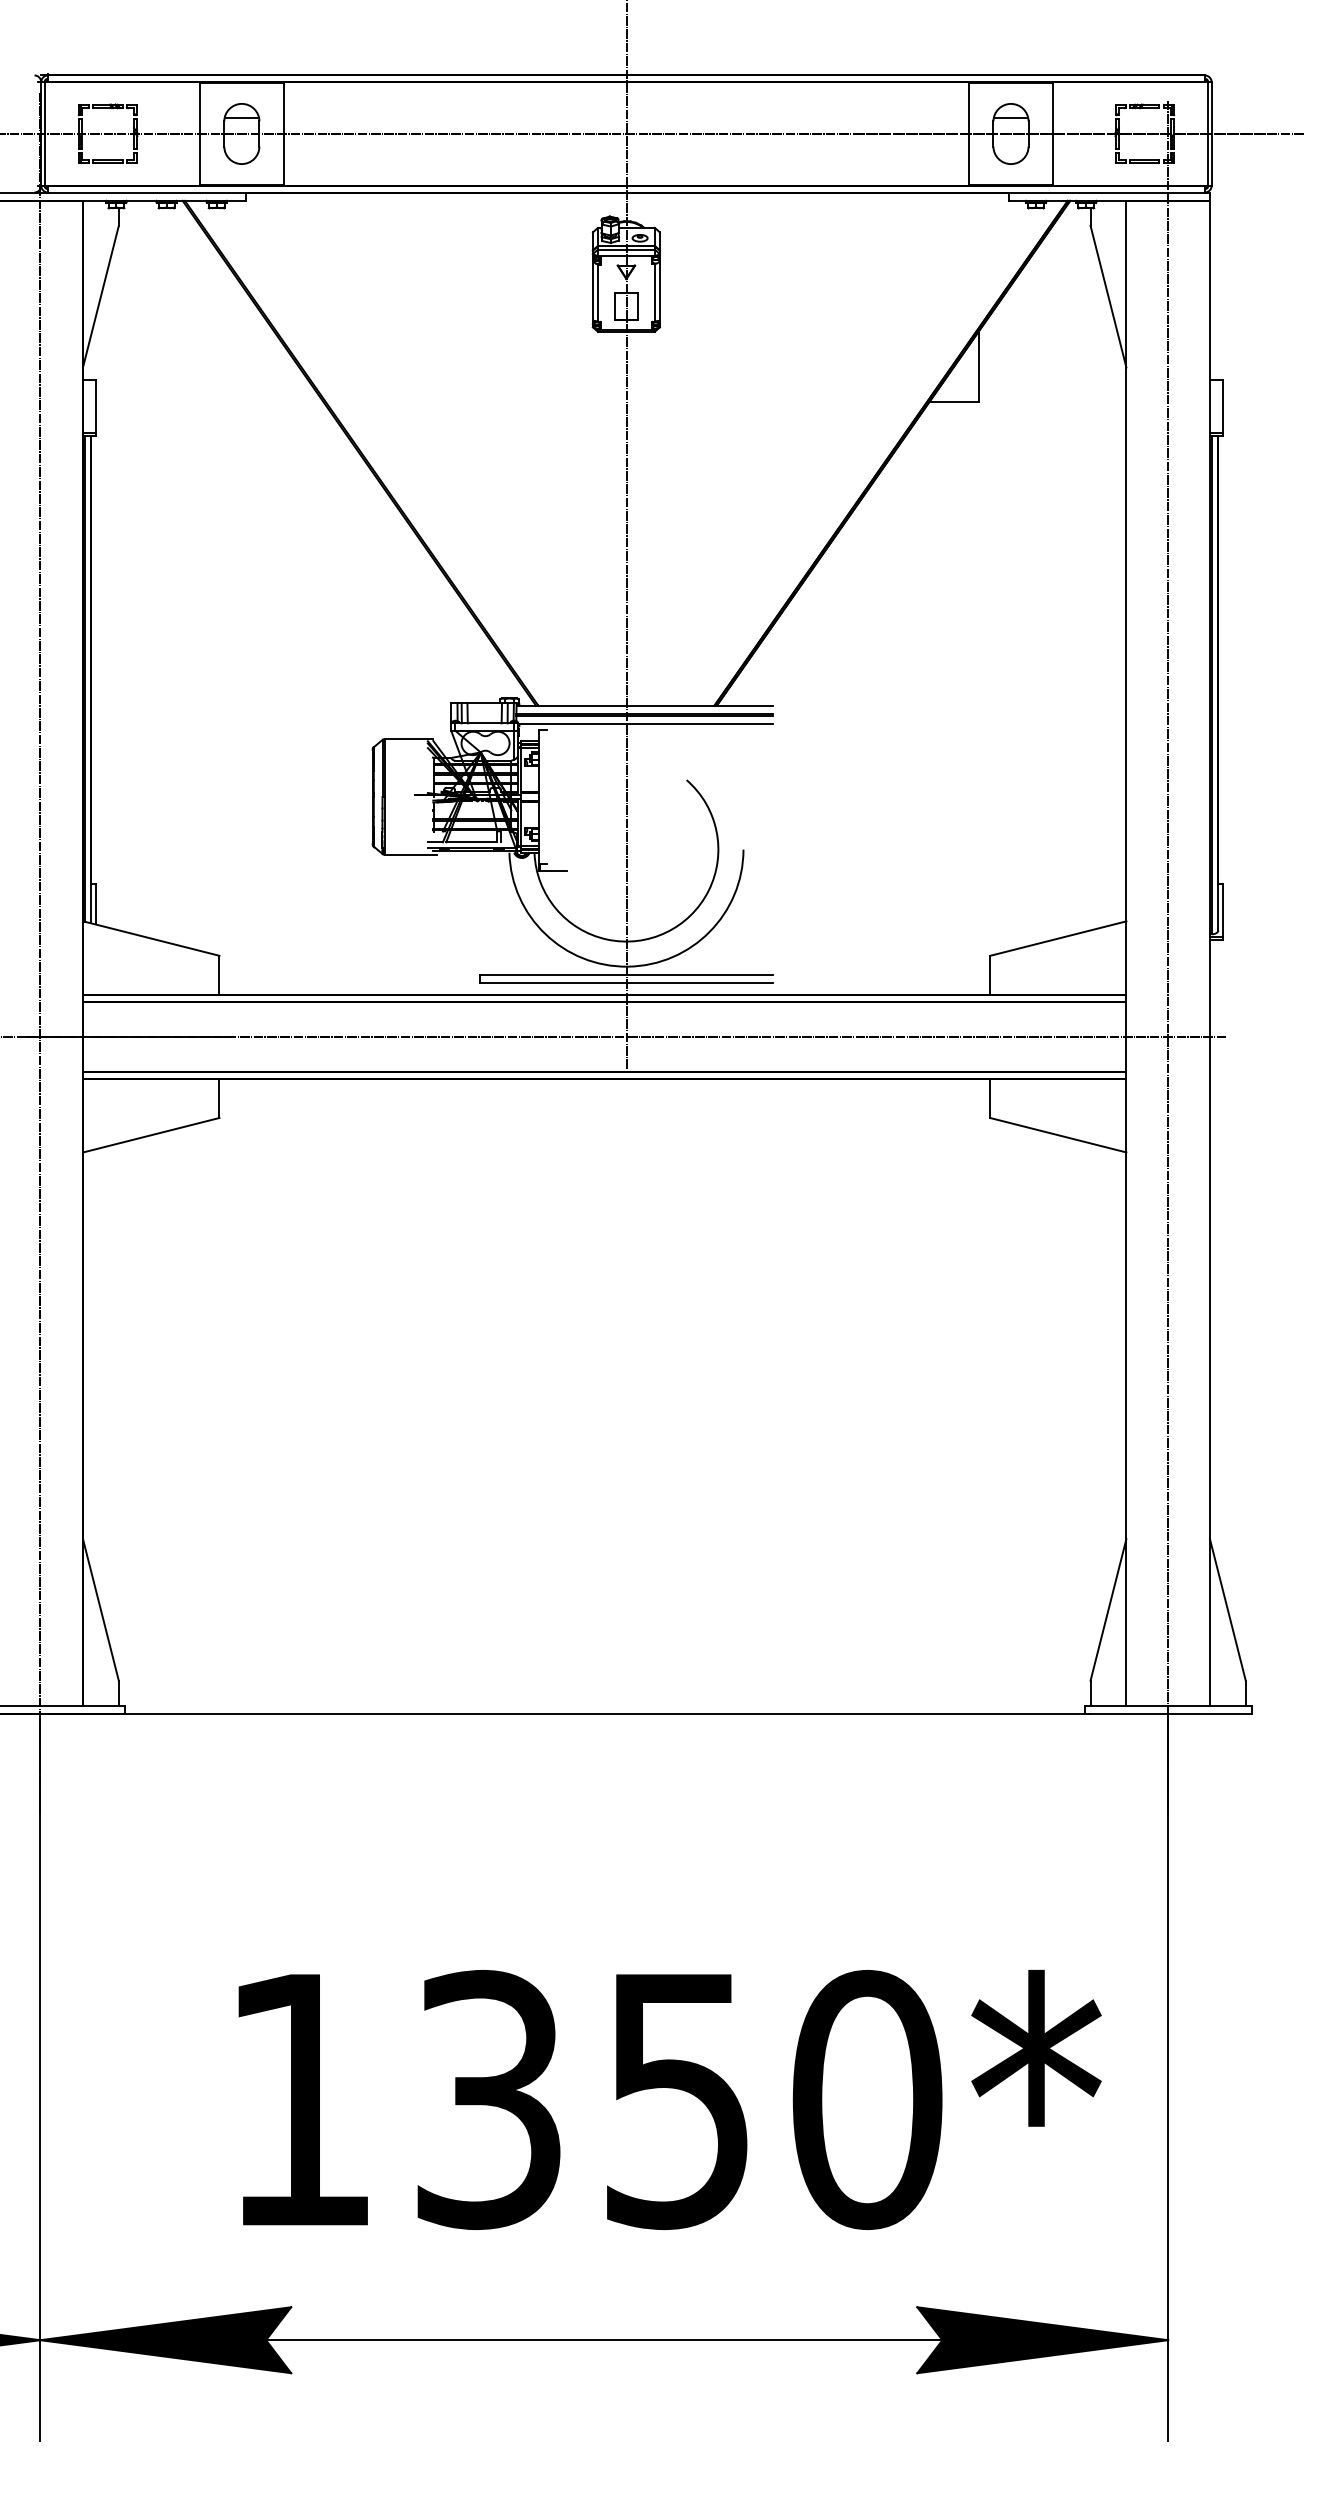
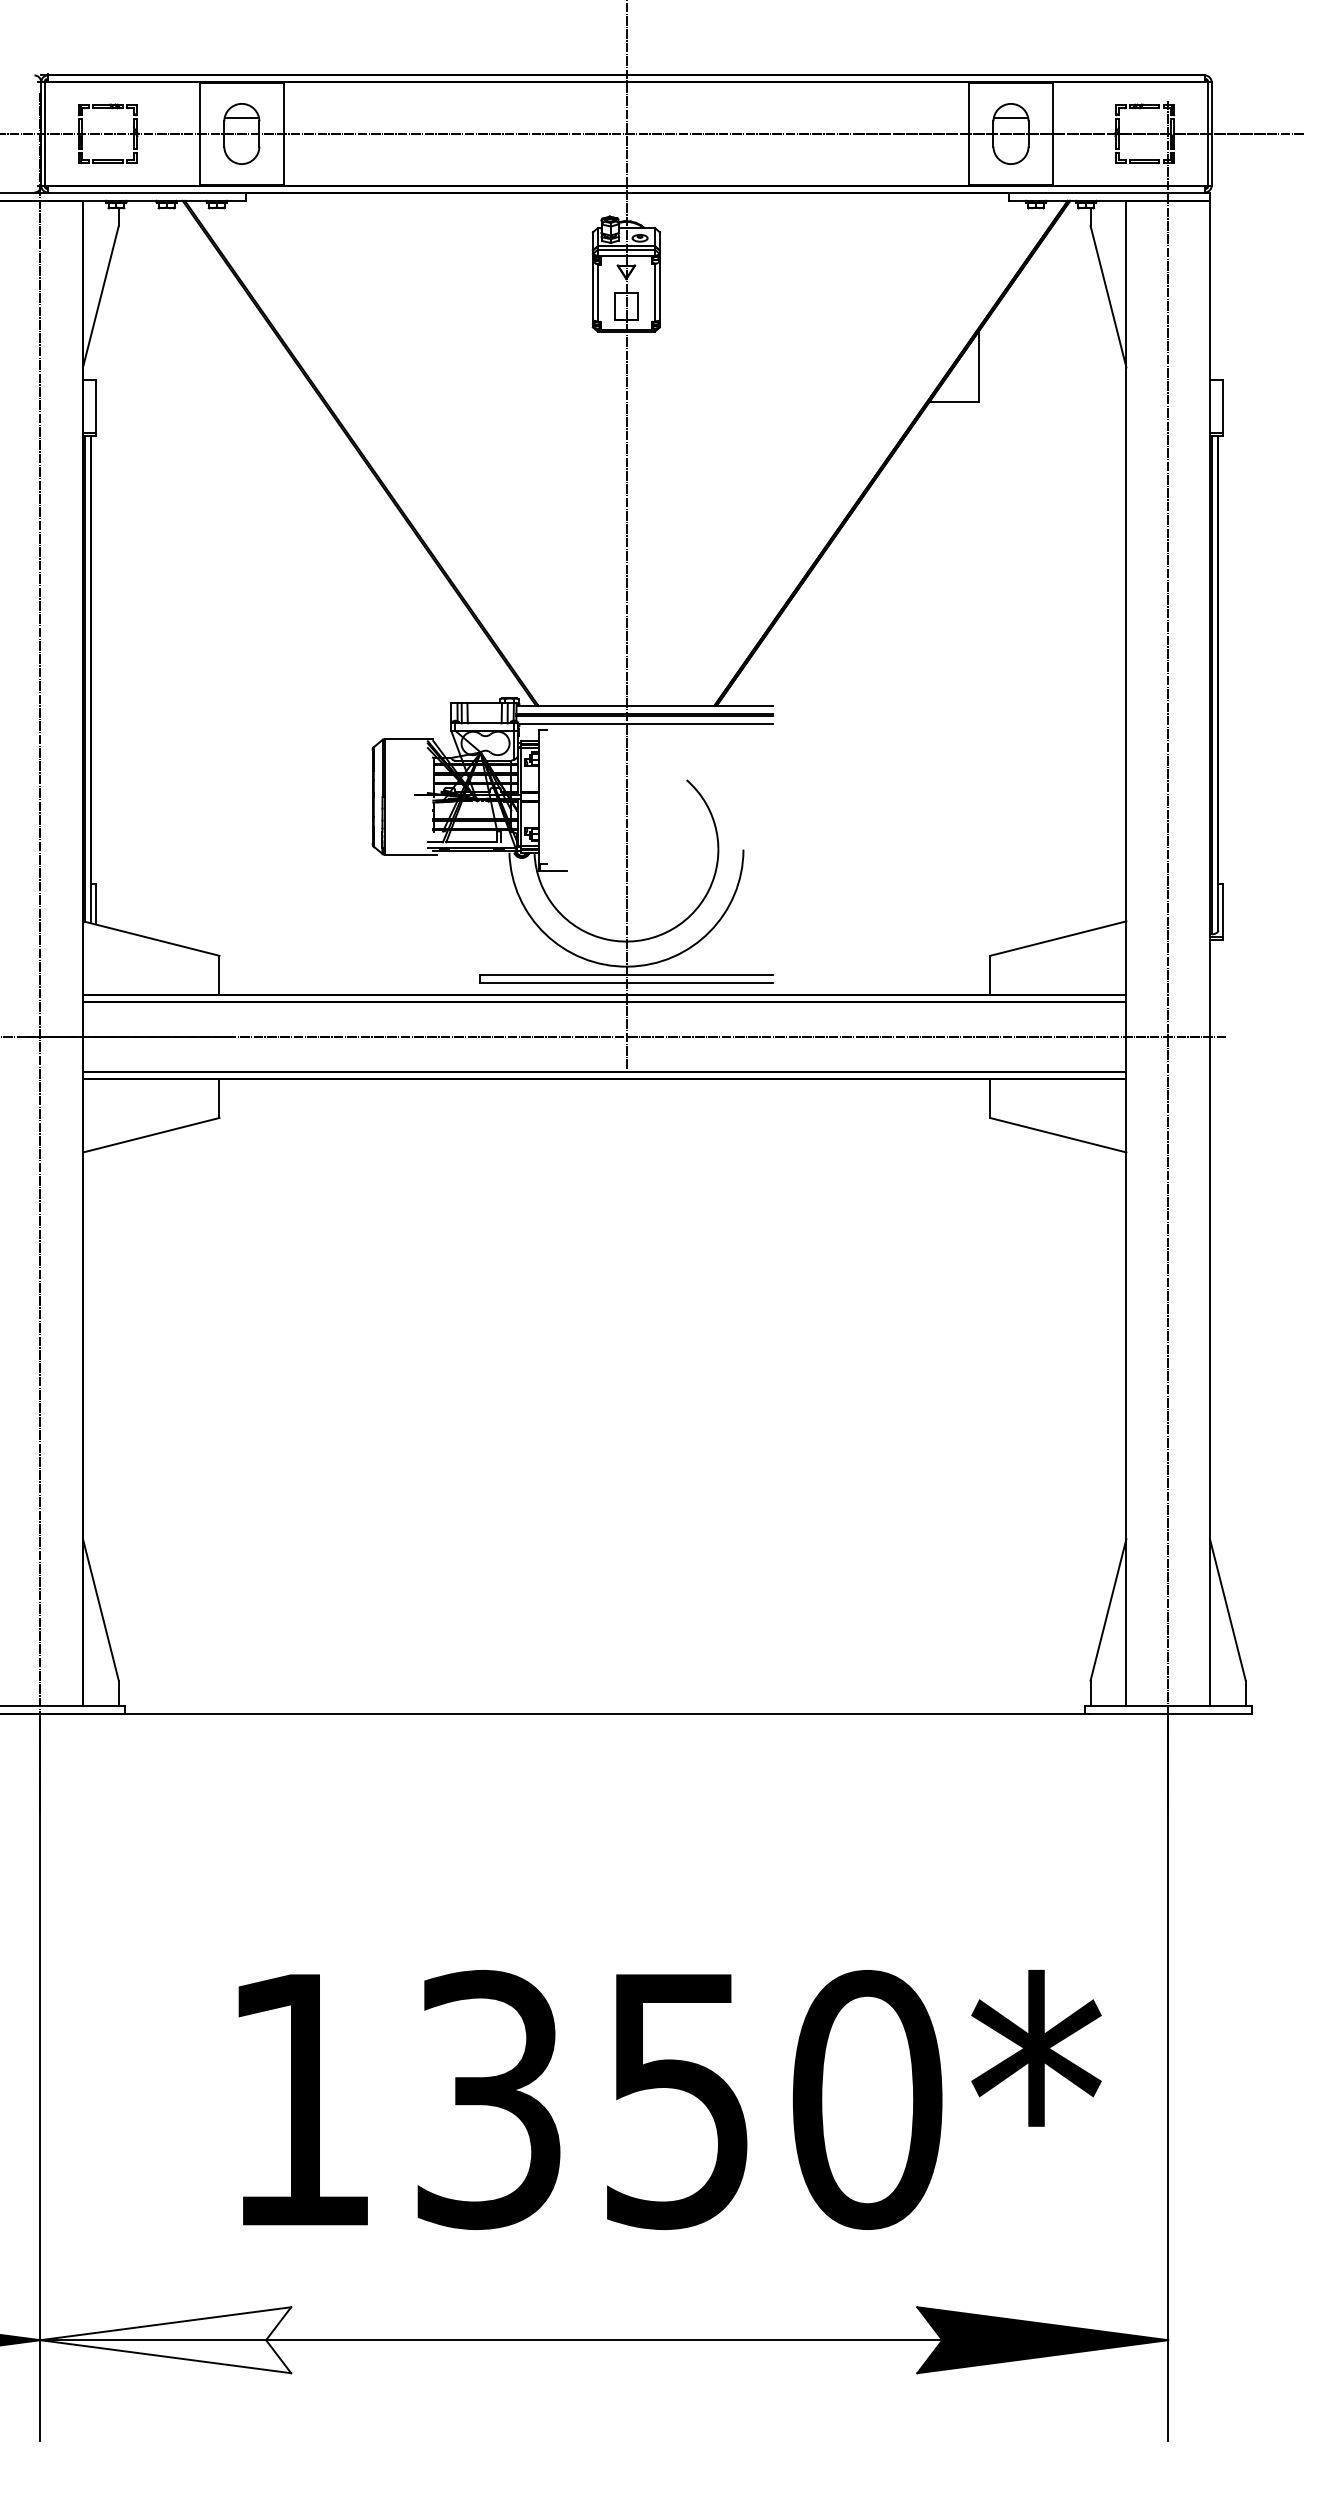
fill: present -> none (165, 2340)
